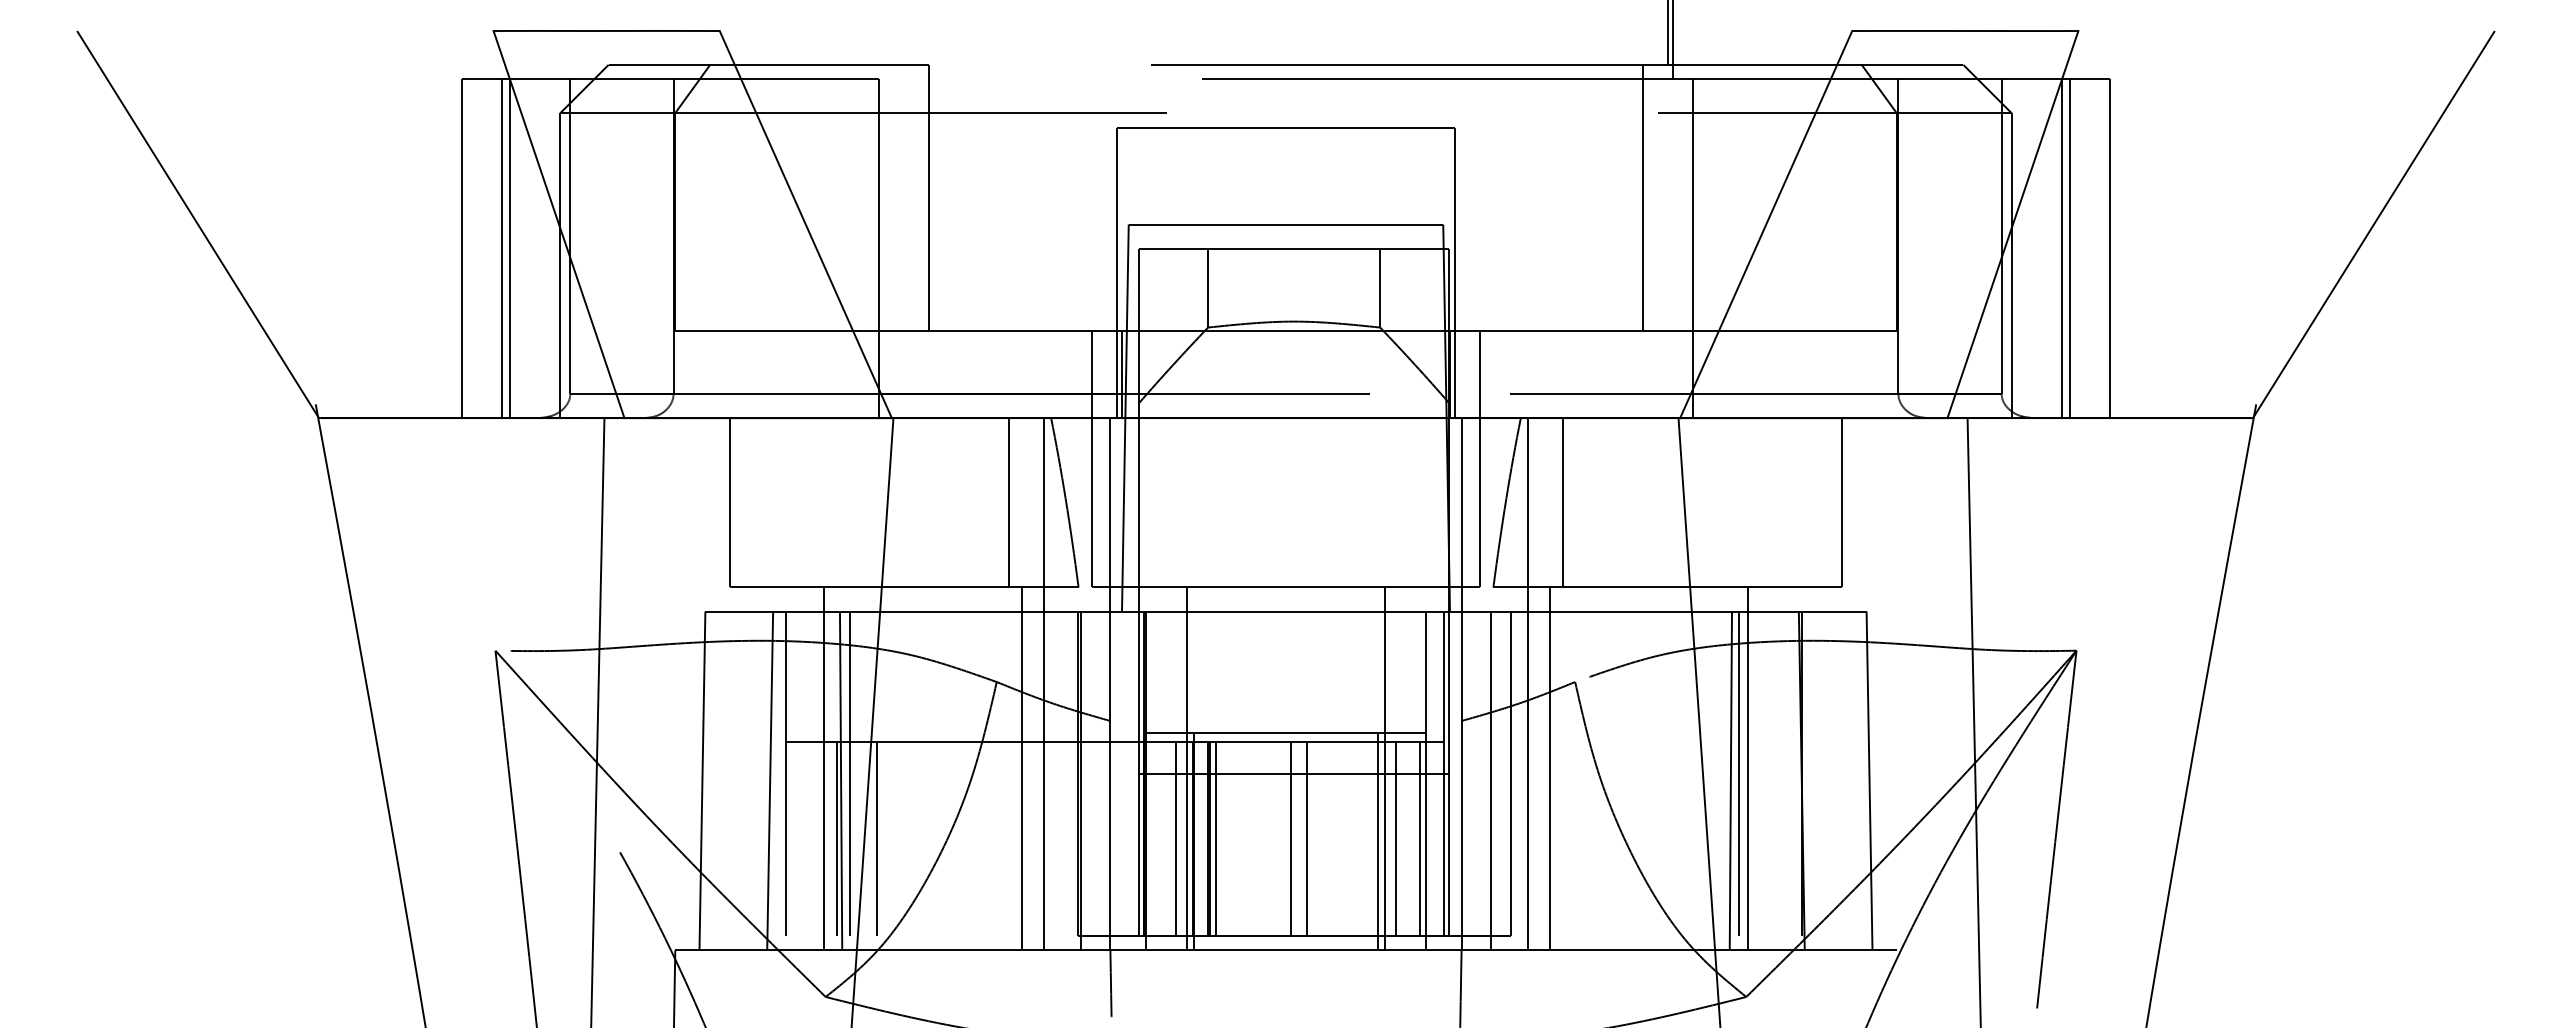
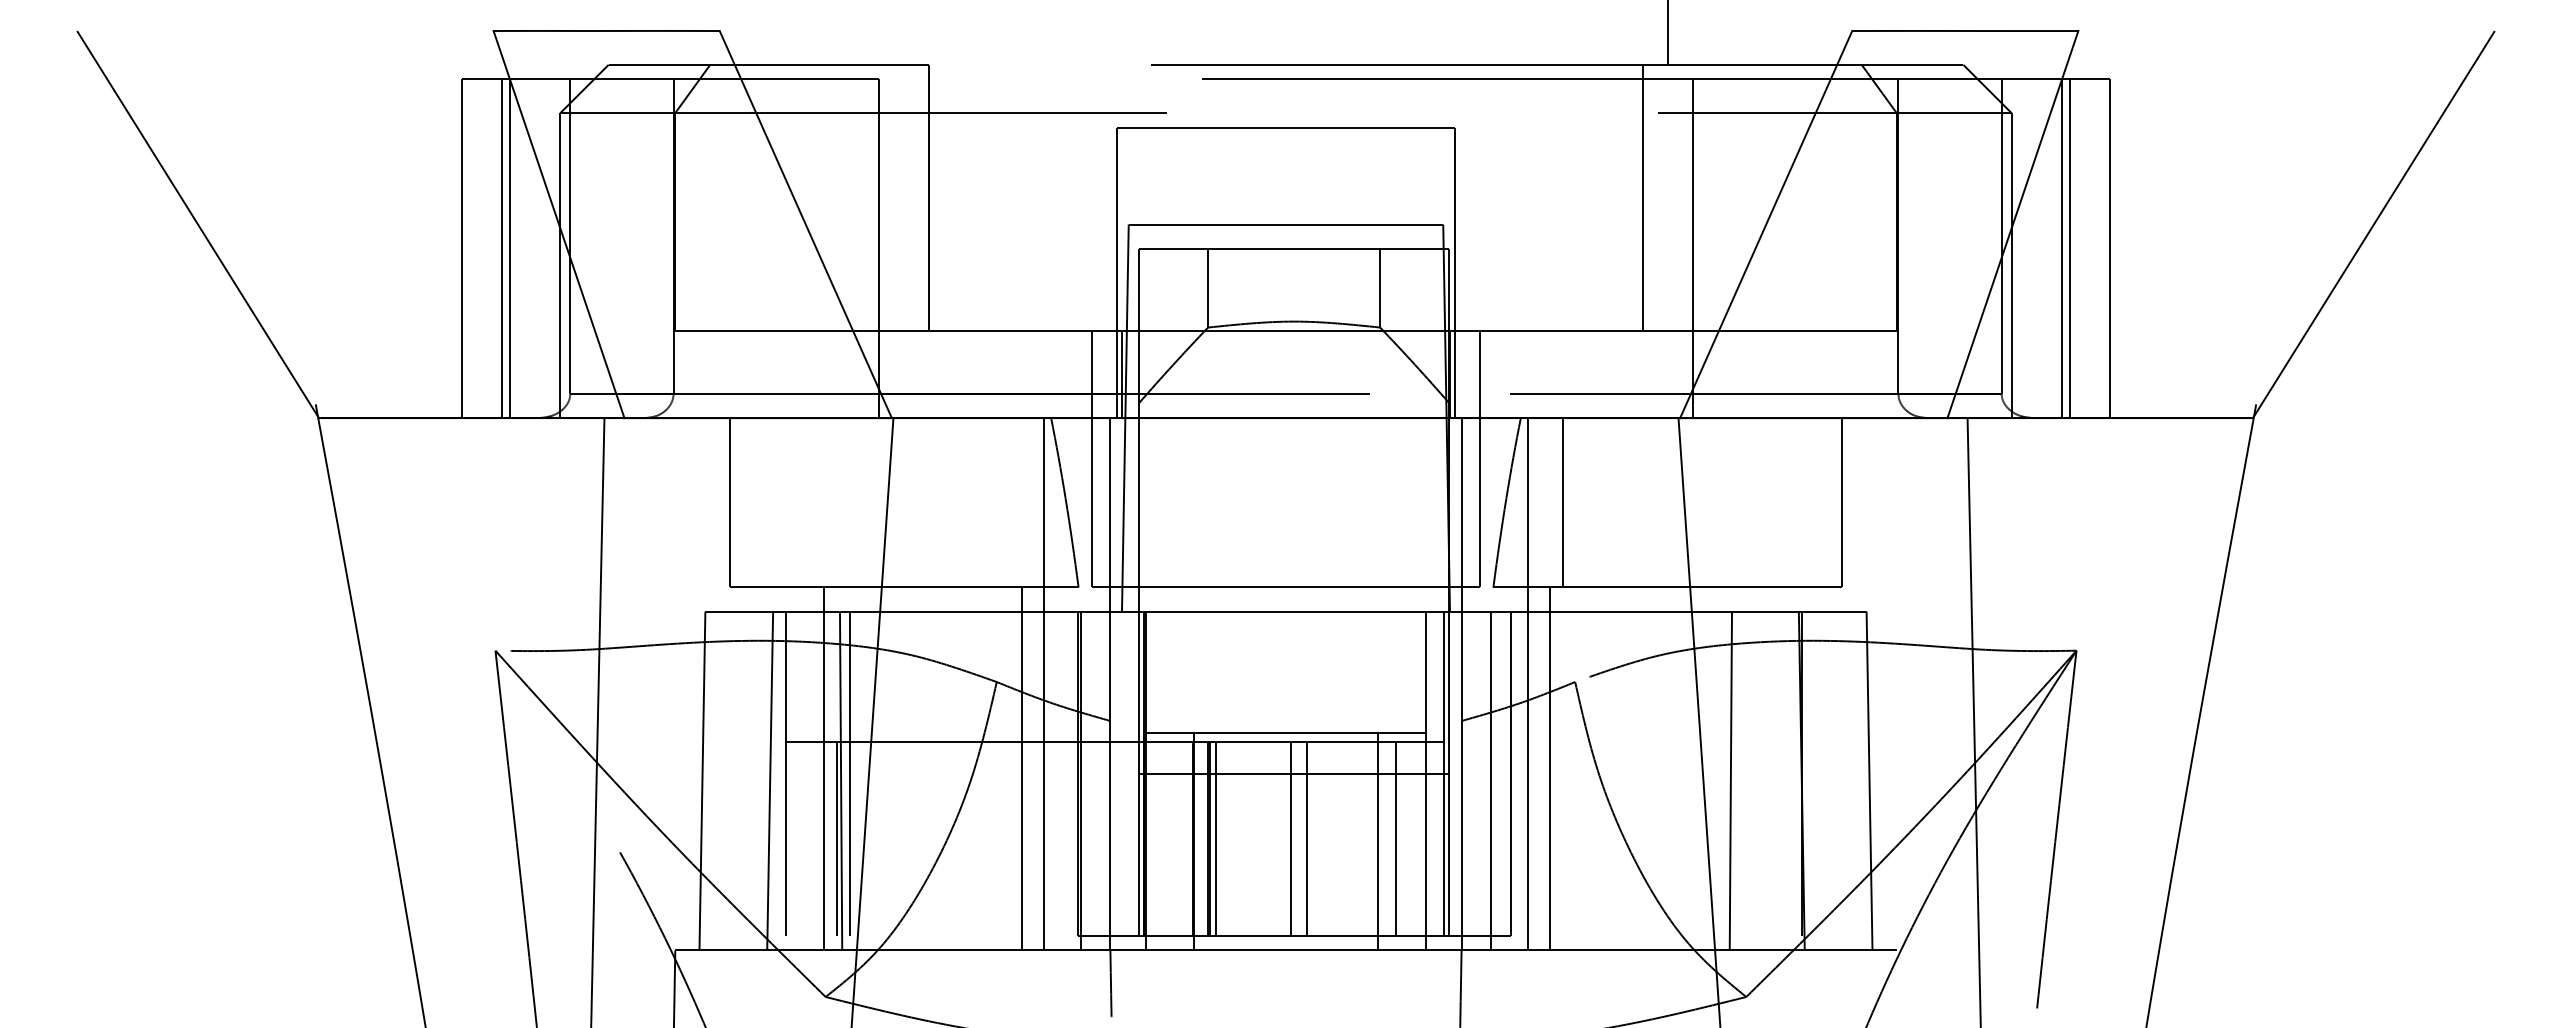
line: present -> none (1673, 40)
line: present -> none (1009, 502)
line: present -> none (1186, 768)
line: present -> none (1385, 768)
line: present -> none (1748, 768)
line: present -> none (1738, 773)
line: present -> none (876, 838)
line: present -> none (1176, 838)
line: present -> none (1419, 838)
